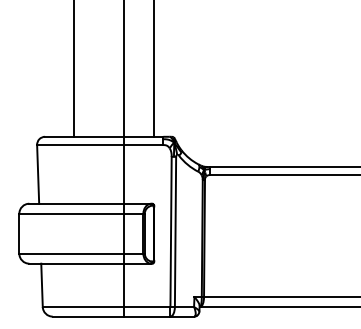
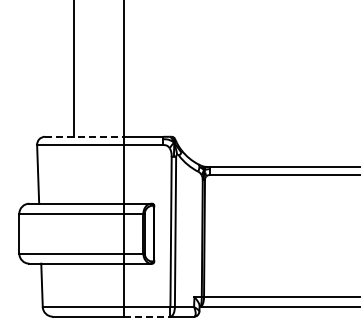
line: present -> none (154, 69)
line: solid -> dashed (84, 136)
line: solid -> dashed (147, 316)
